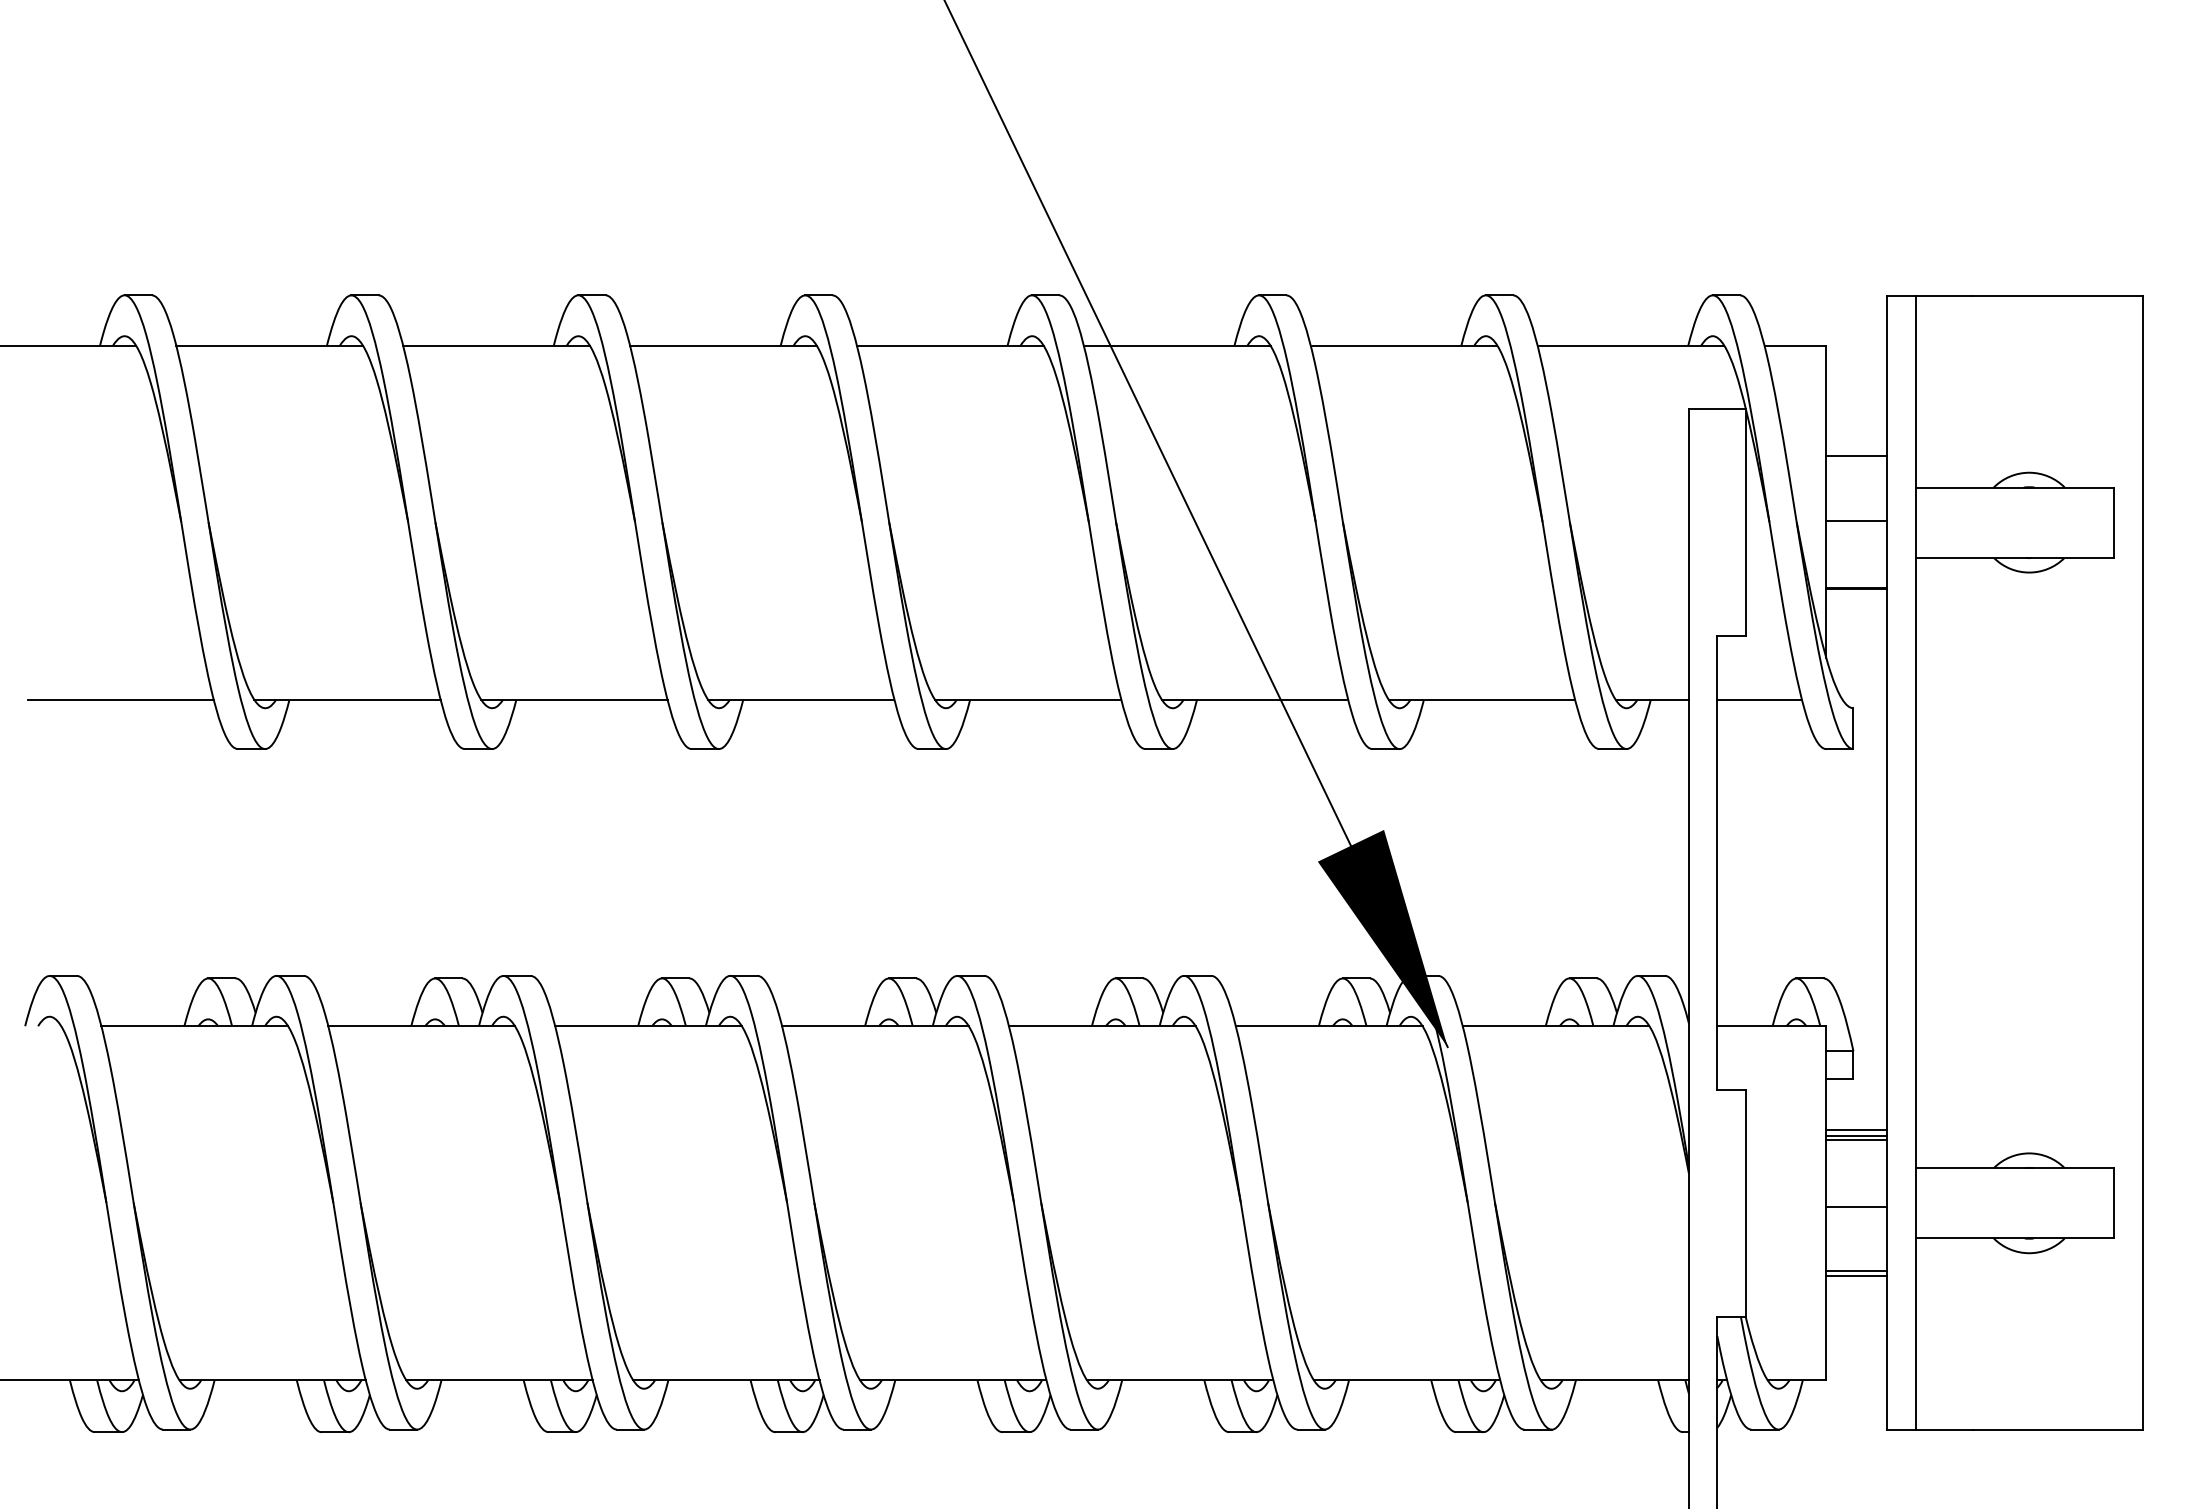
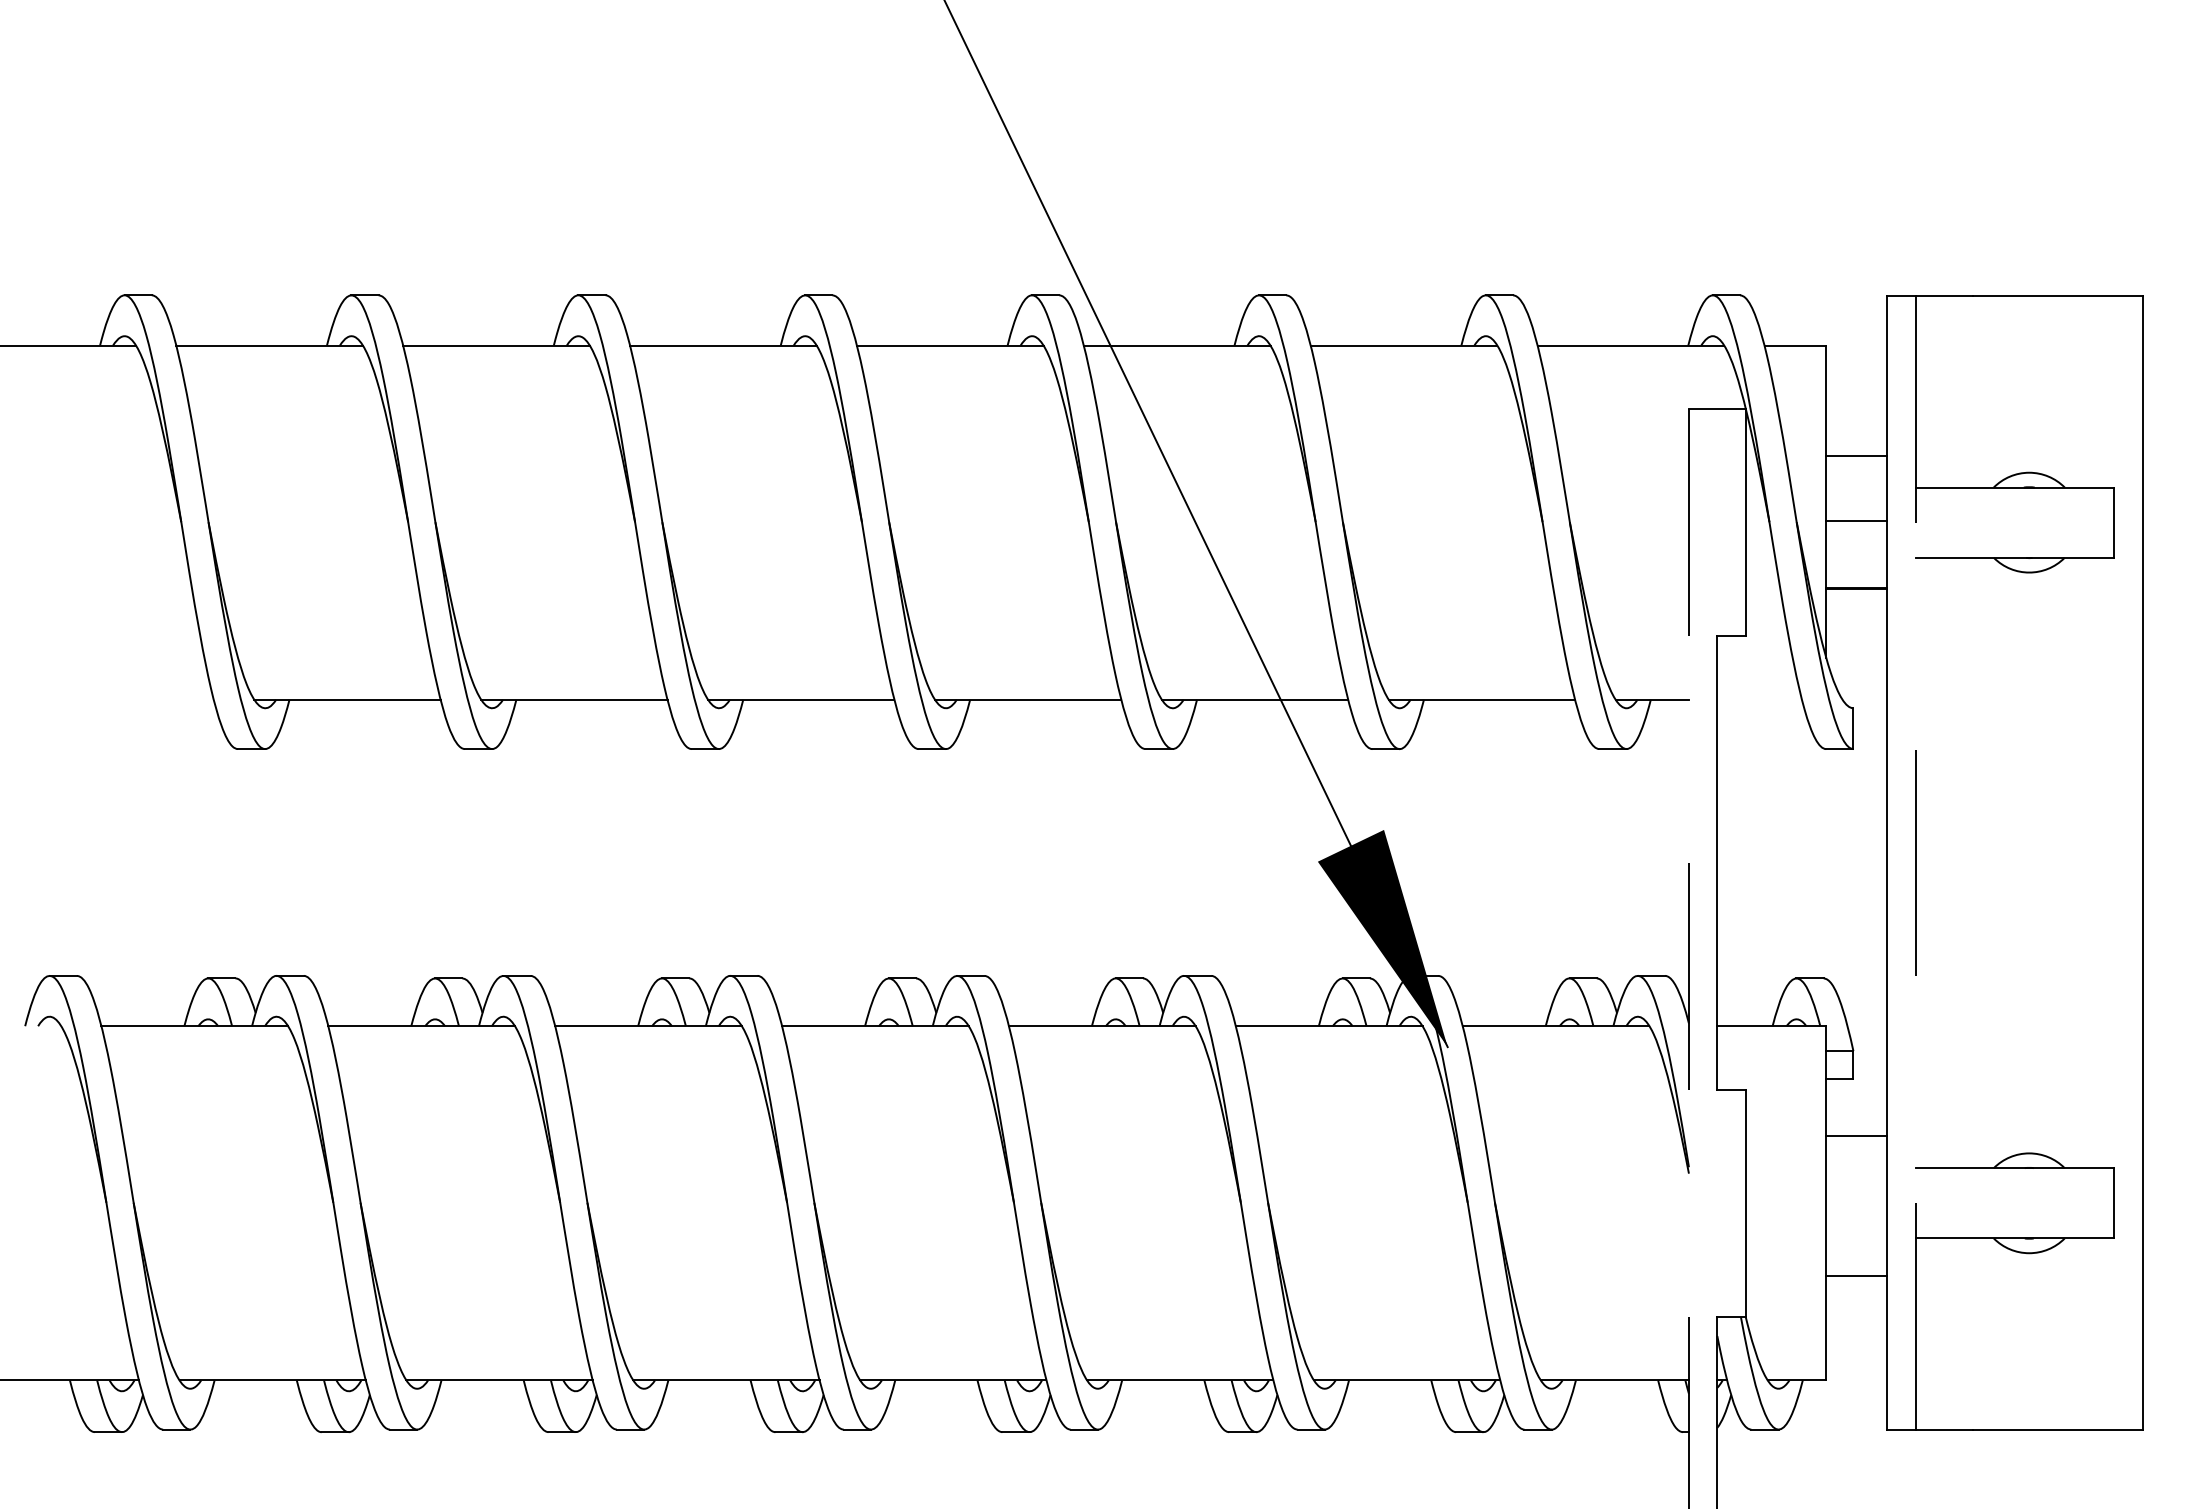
line: present -> none (120, 699)
line: present -> none (1759, 699)
line: solid -> dashed (1915, 862)
line: solid -> dashed (1688, 959)
line: present -> none (1856, 1130)
line: present -> none (1856, 1139)
line: present -> none (1856, 1207)
line: present -> none (1856, 1271)
